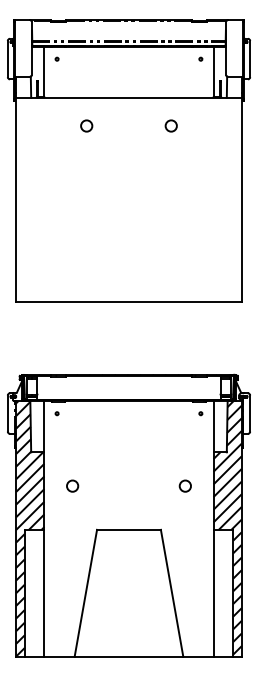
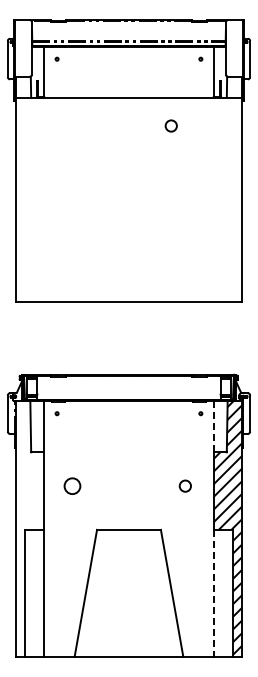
circle: present -> none (86, 125)
line: solid -> dashed (213, 426)
circle size: 14x14 px -> 19x18 px (72, 485)
hatch: present -> none (30, 528)
line: solid -> dashed (213, 593)
